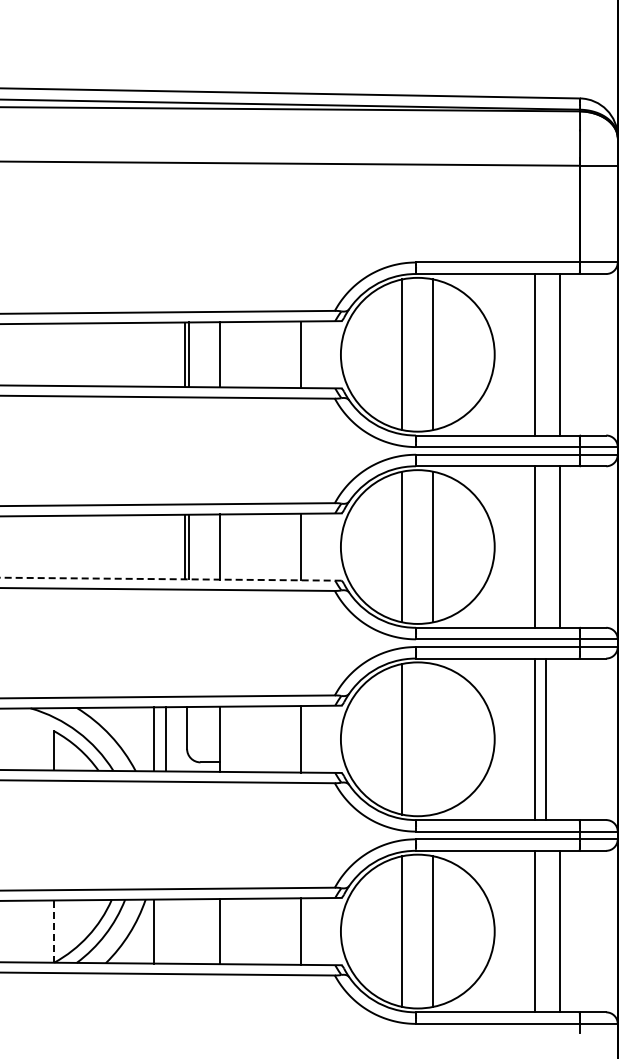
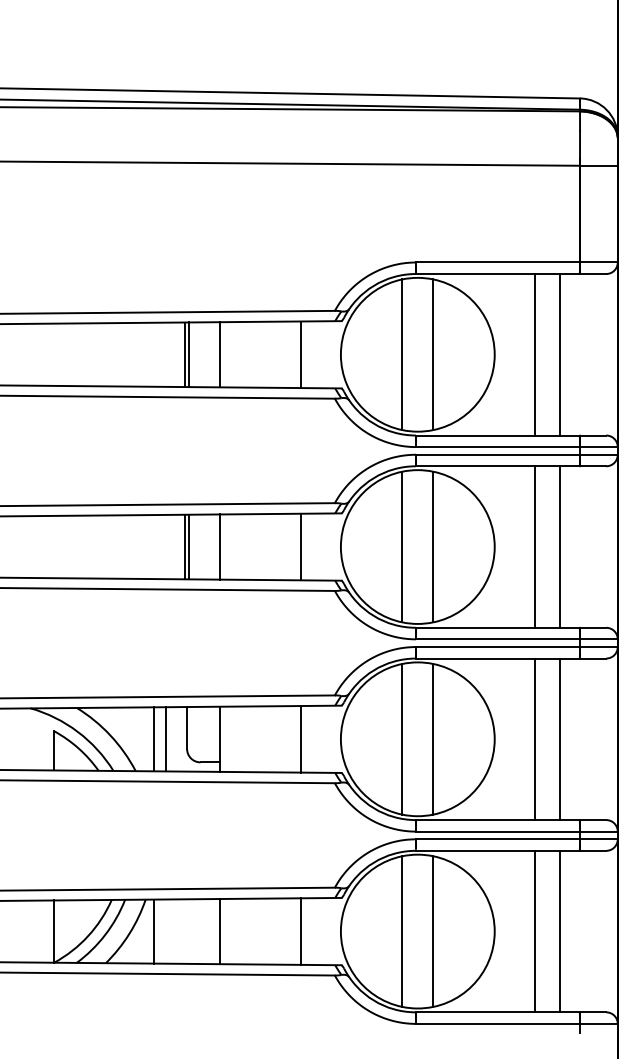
line: dashed -> solid (170, 579)
line: none -> present (433, 738)
line position: (546, 739) -> (560, 739) (560, 739)
line: dashed -> solid (54, 931)
